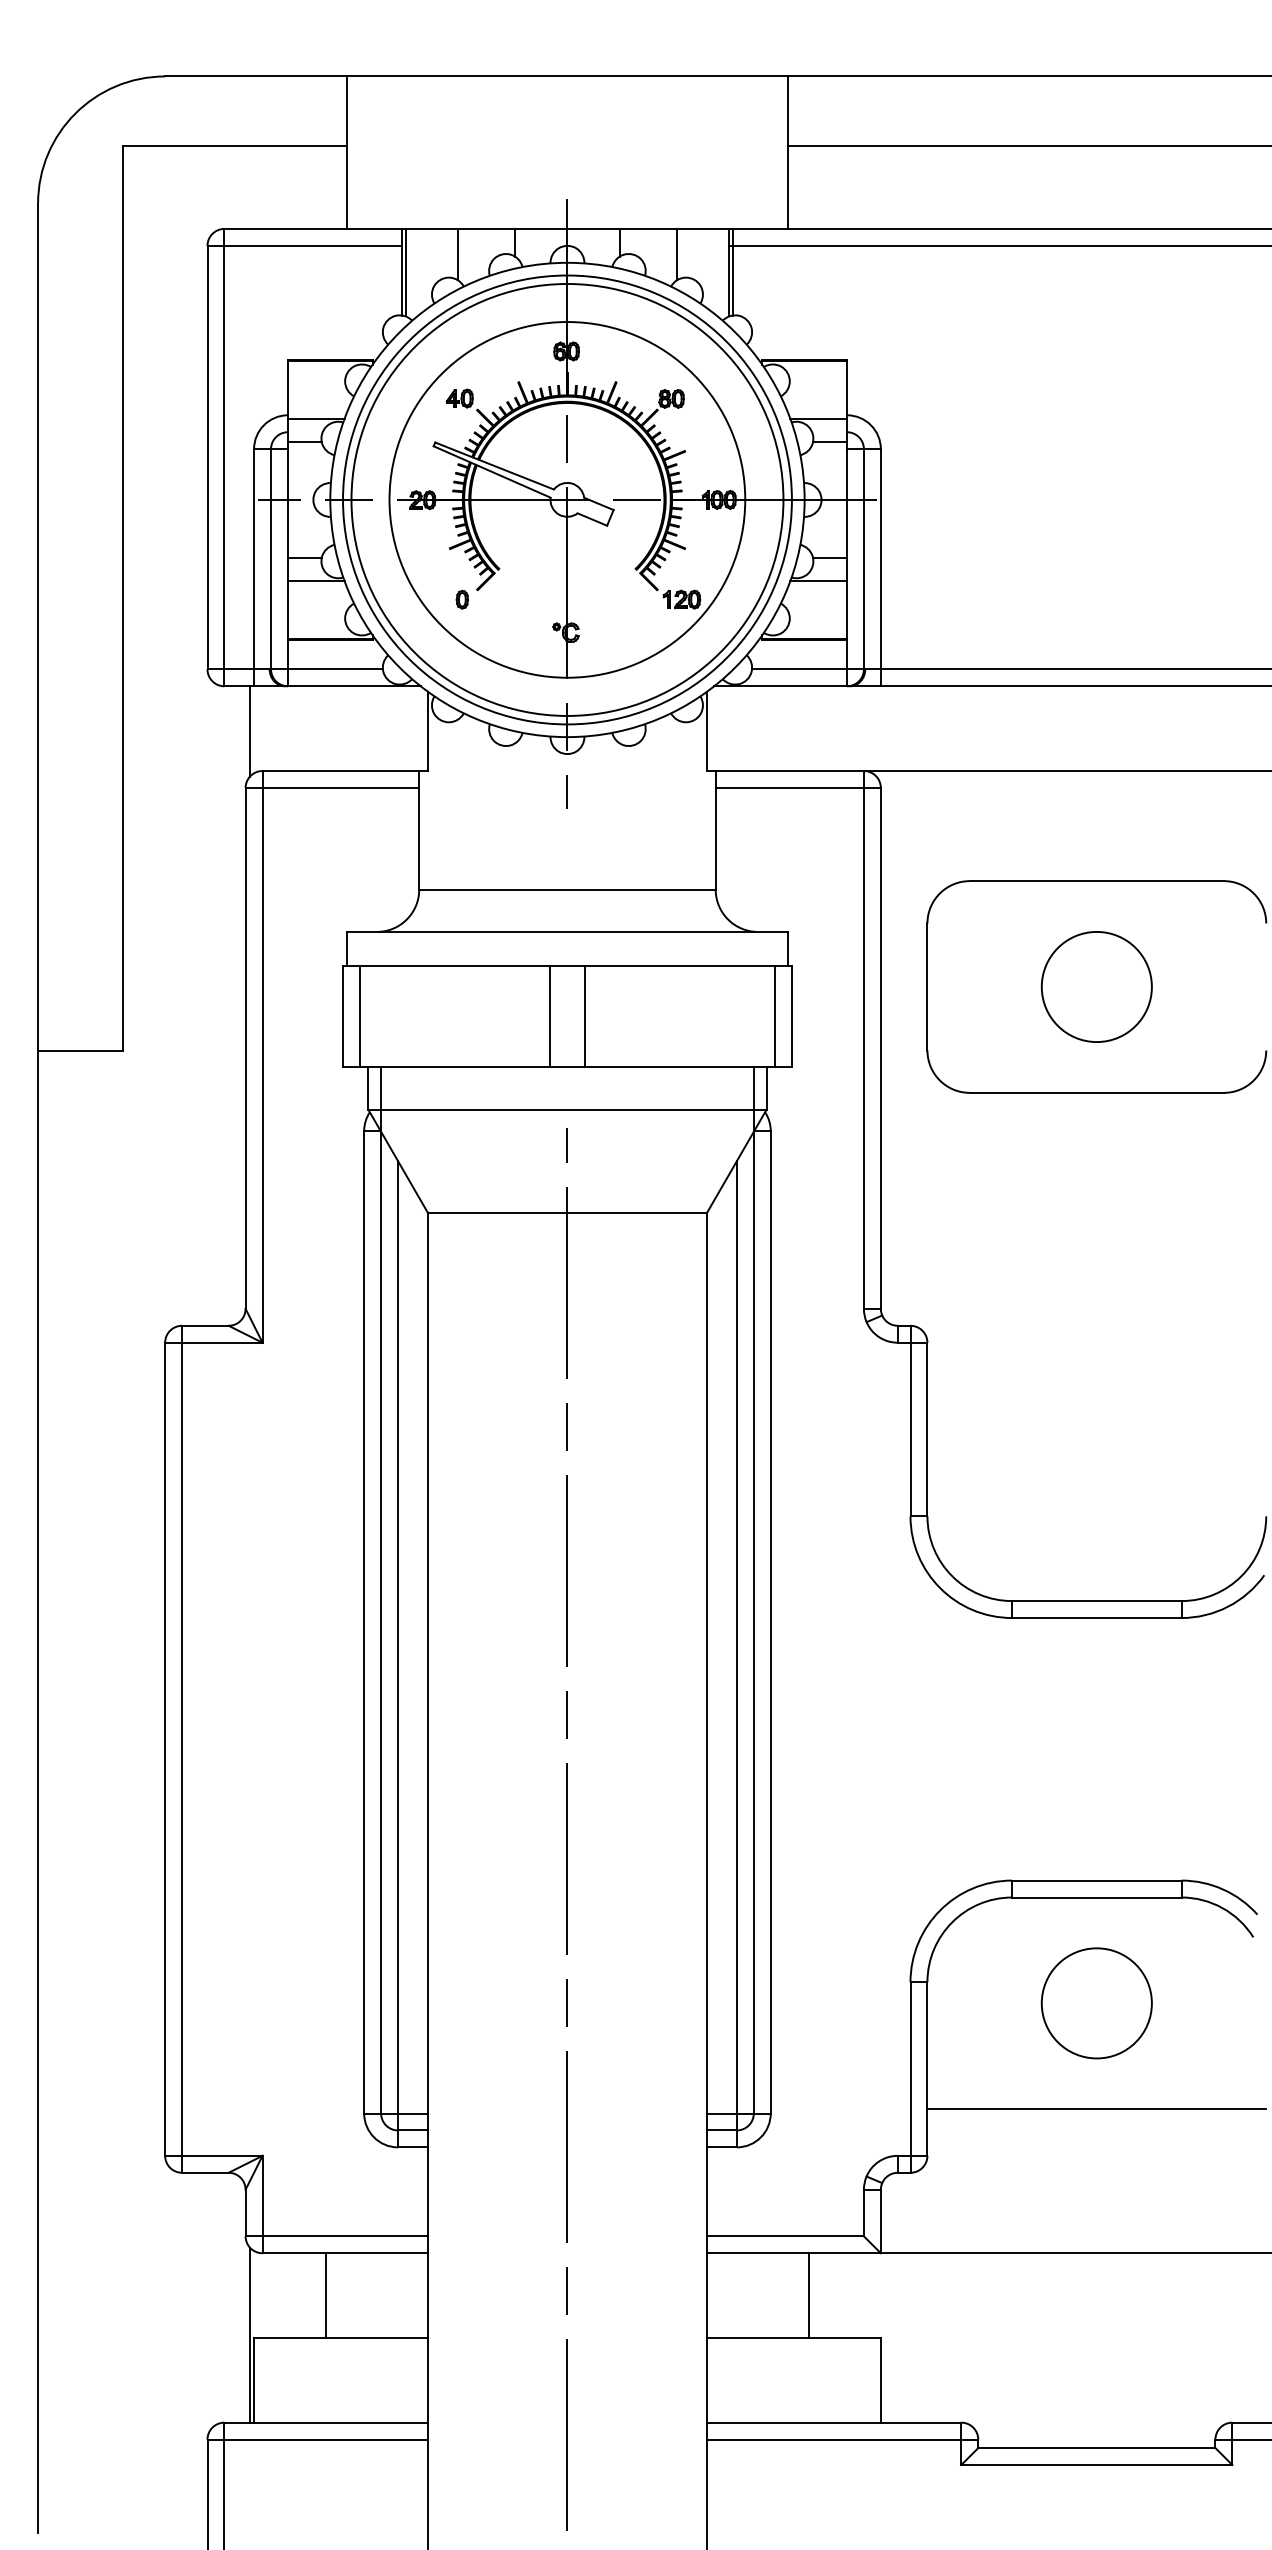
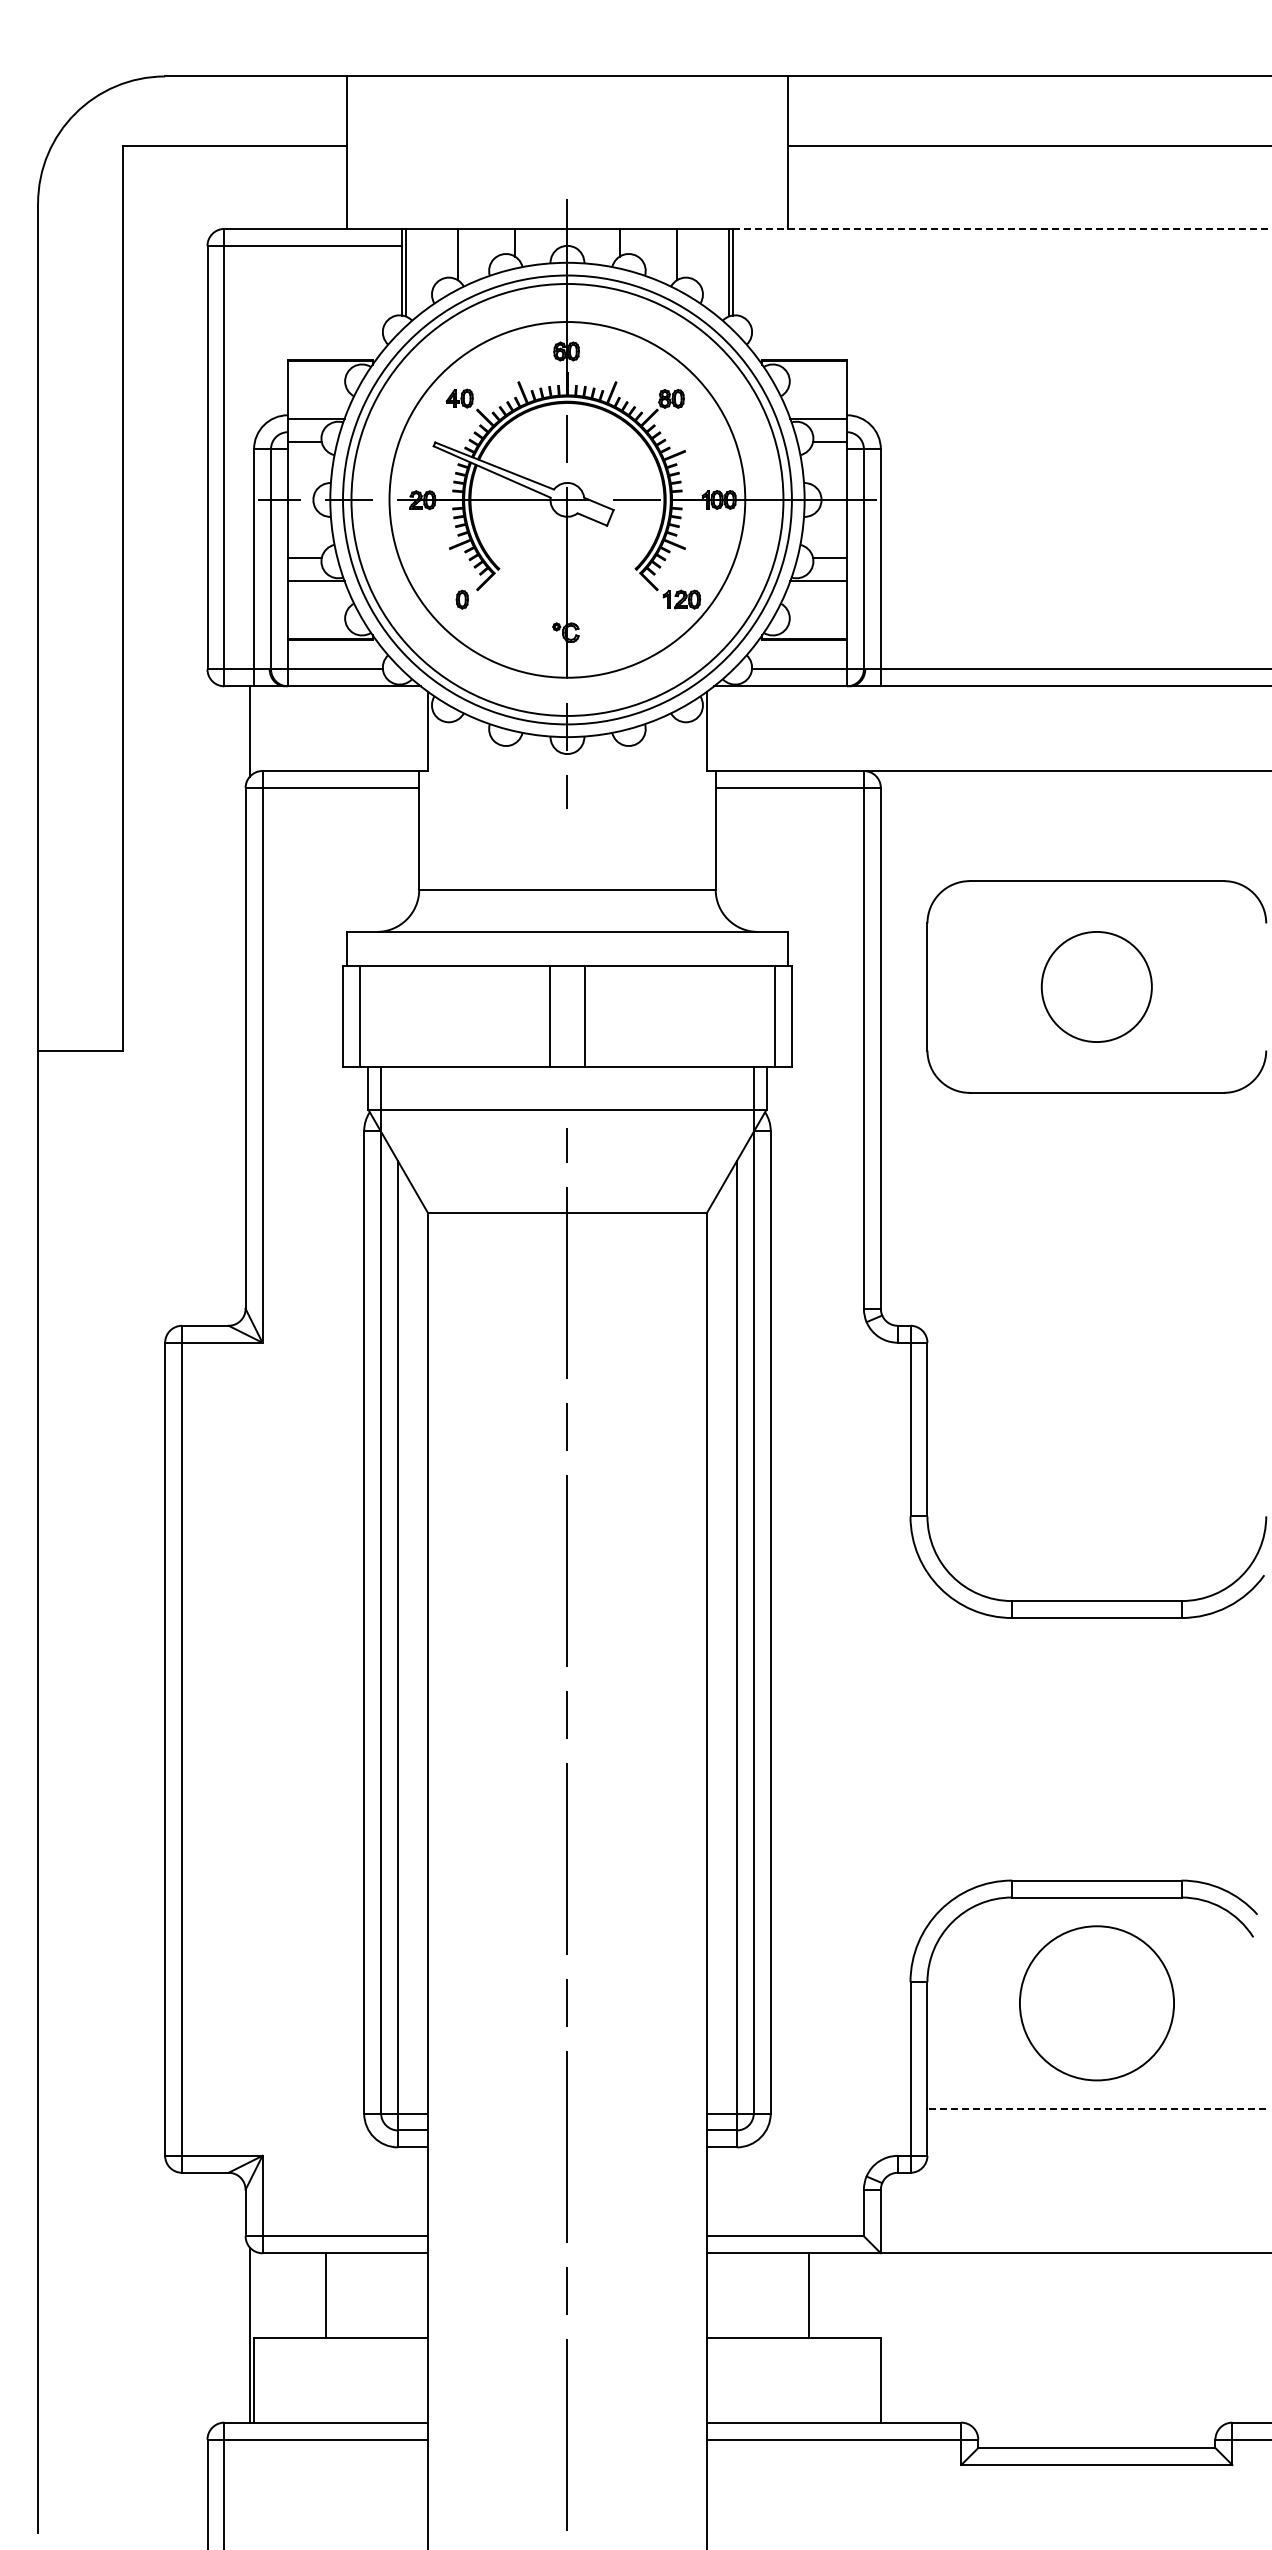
line: solid -> dashed (1002, 228)
line: present -> none (998, 245)
circle size: 113x113 px -> 156x157 px (1096, 2003)
line: solid -> dashed (1096, 2109)
